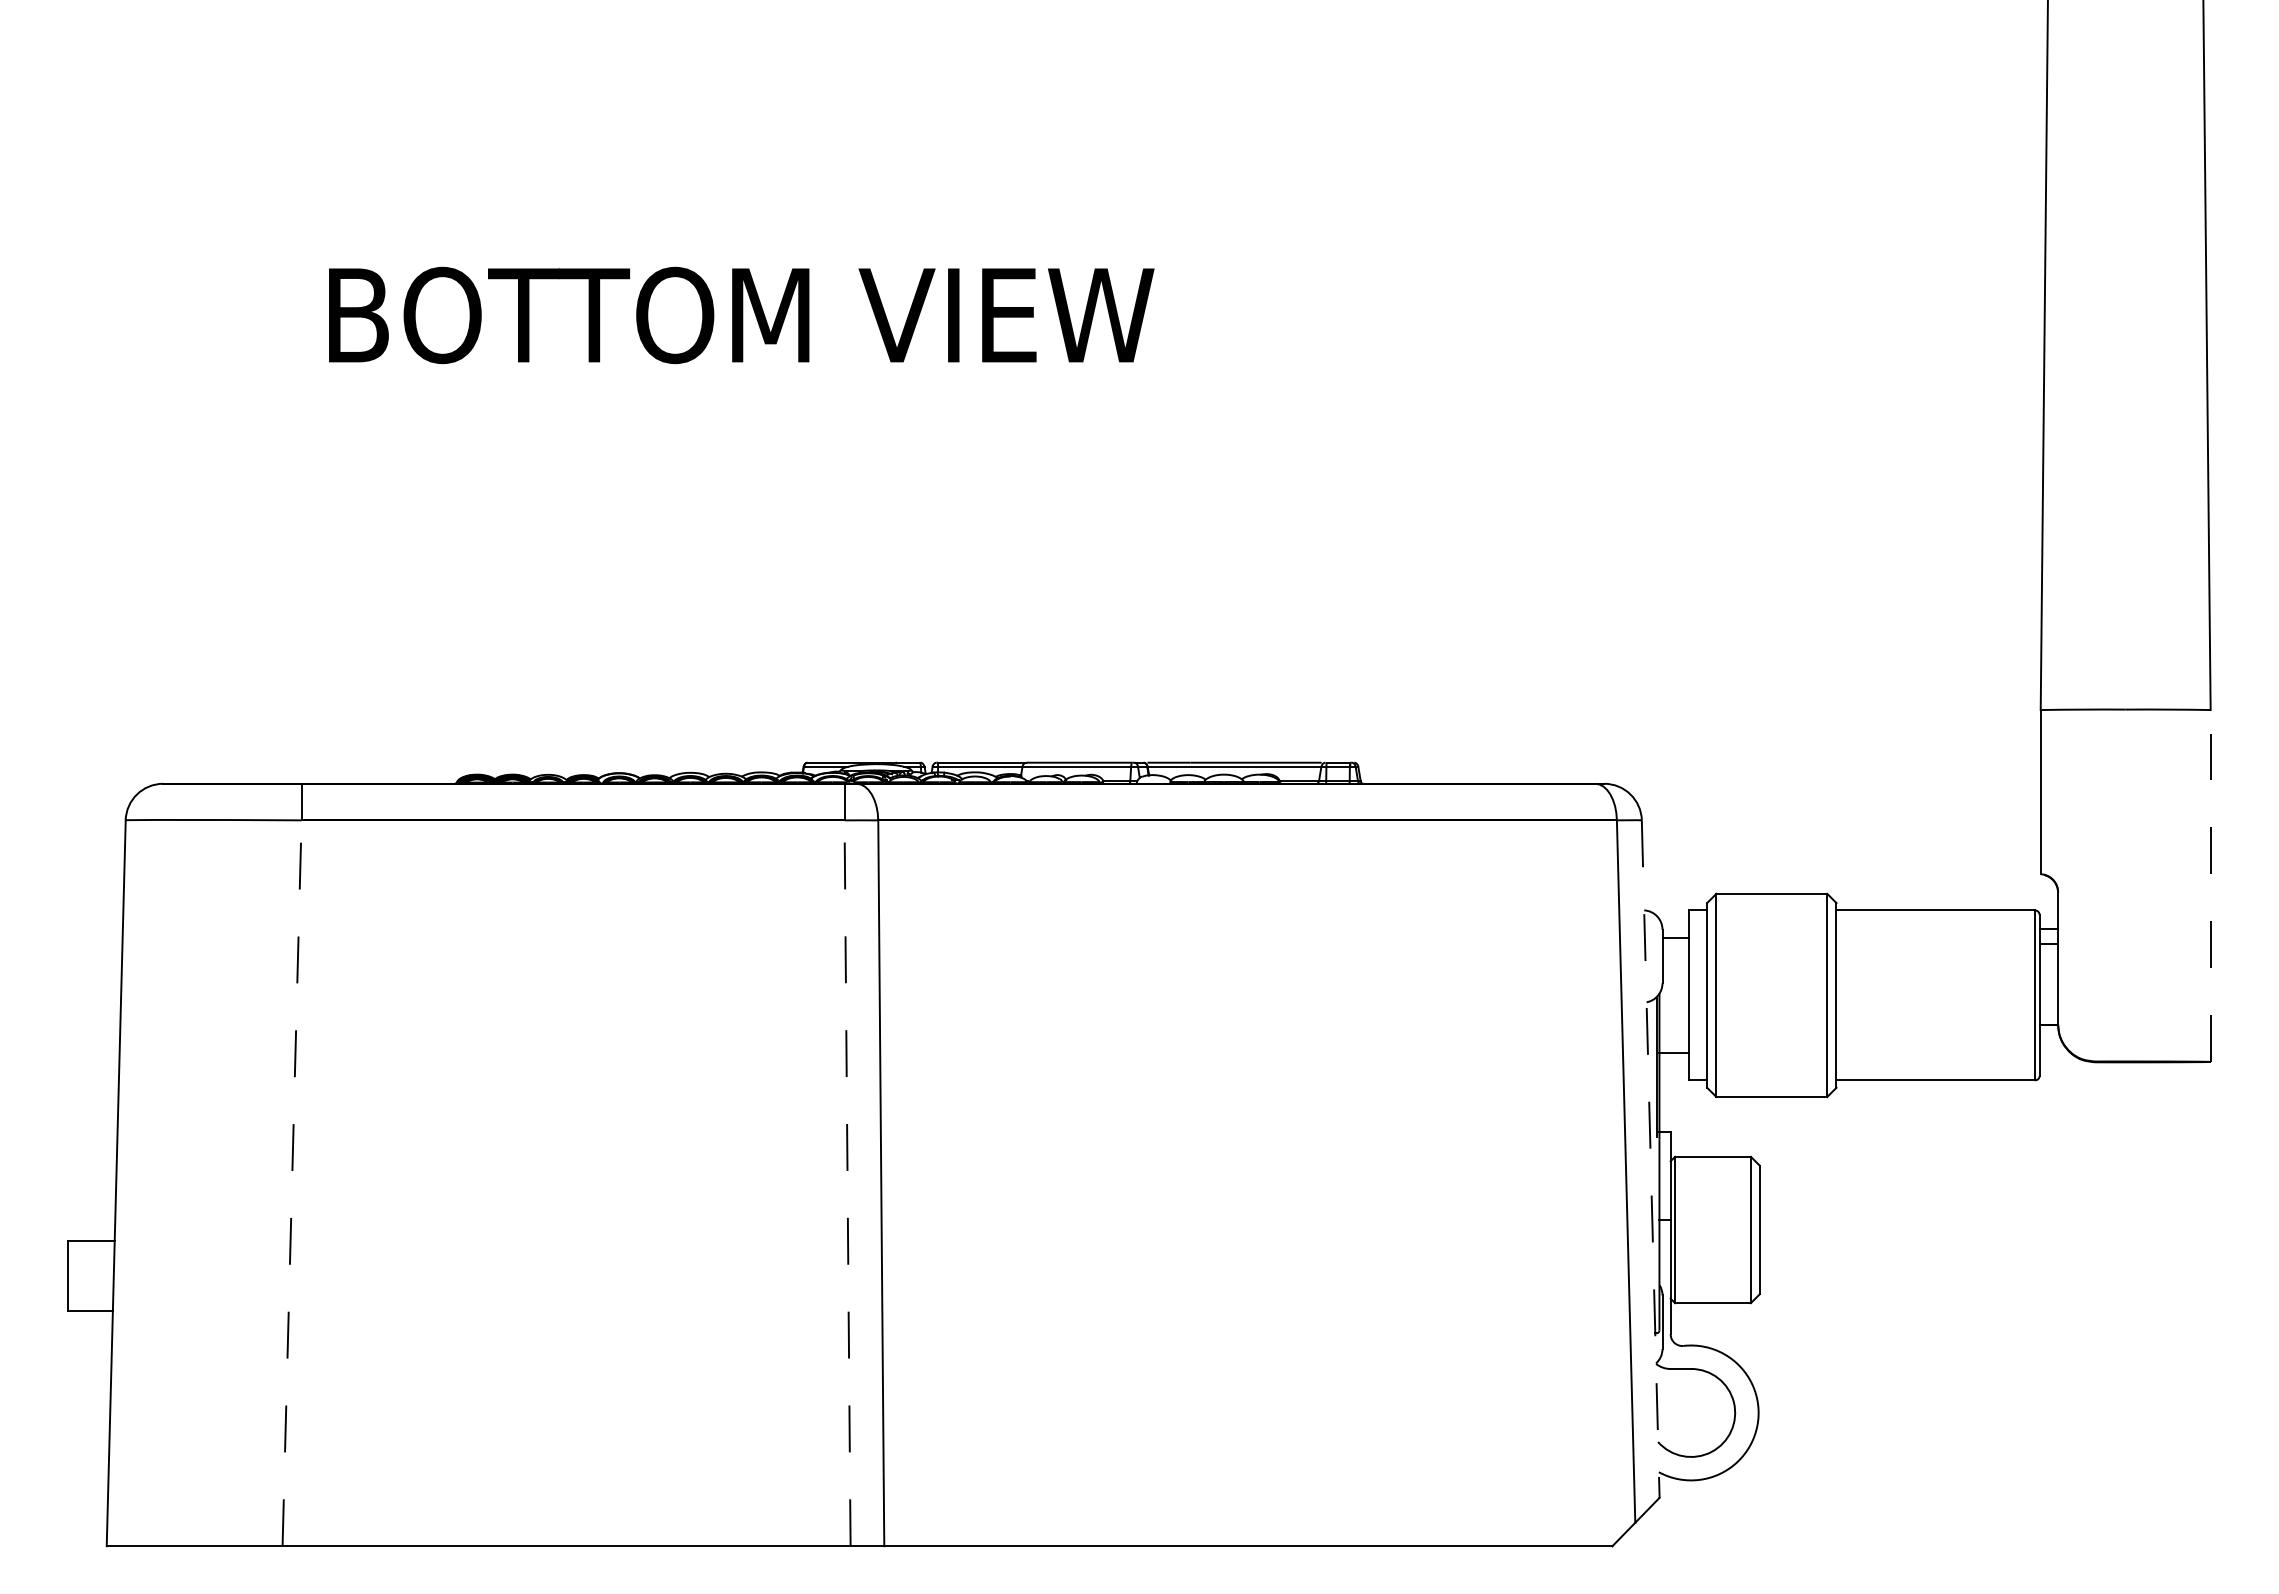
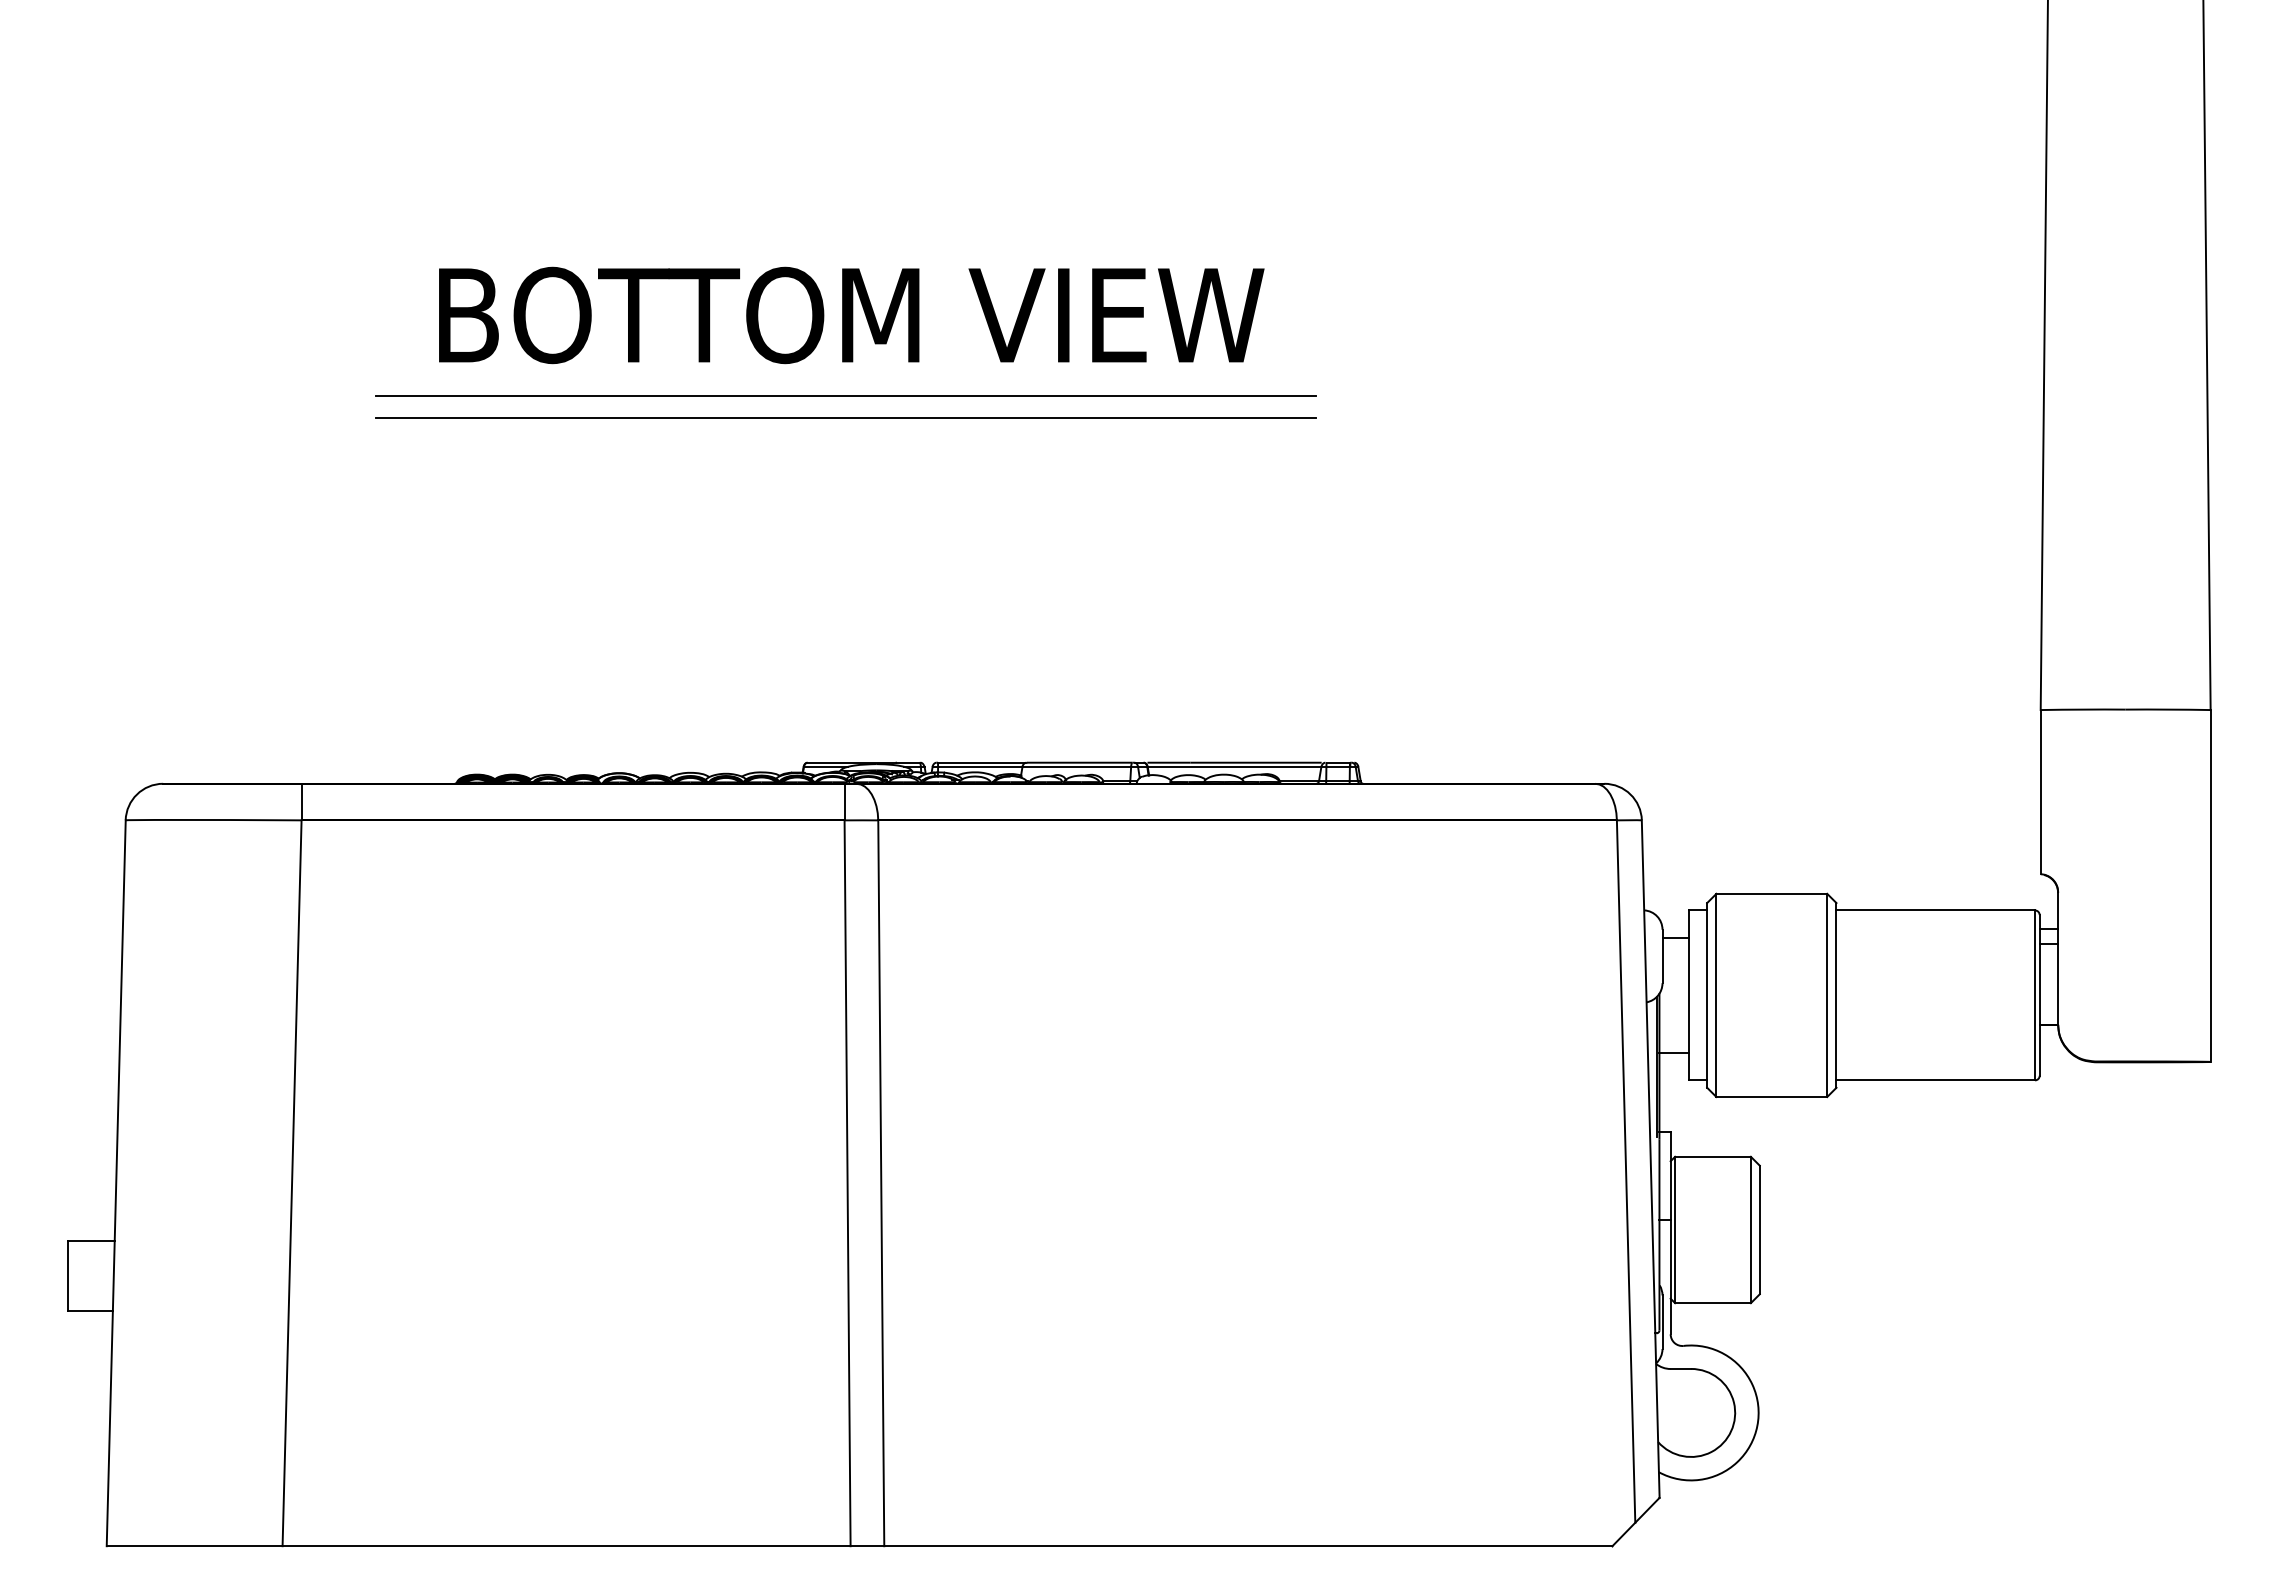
text position: (741, 315) -> (851, 315) (851, 315)
line: none -> present (845, 395)
line: none -> present (845, 418)
line: dashed -> solid (2210, 885)
line: dashed -> solid (1650, 1159)
line: dashed -> solid (292, 1182)
line: dashed -> solid (847, 1183)
